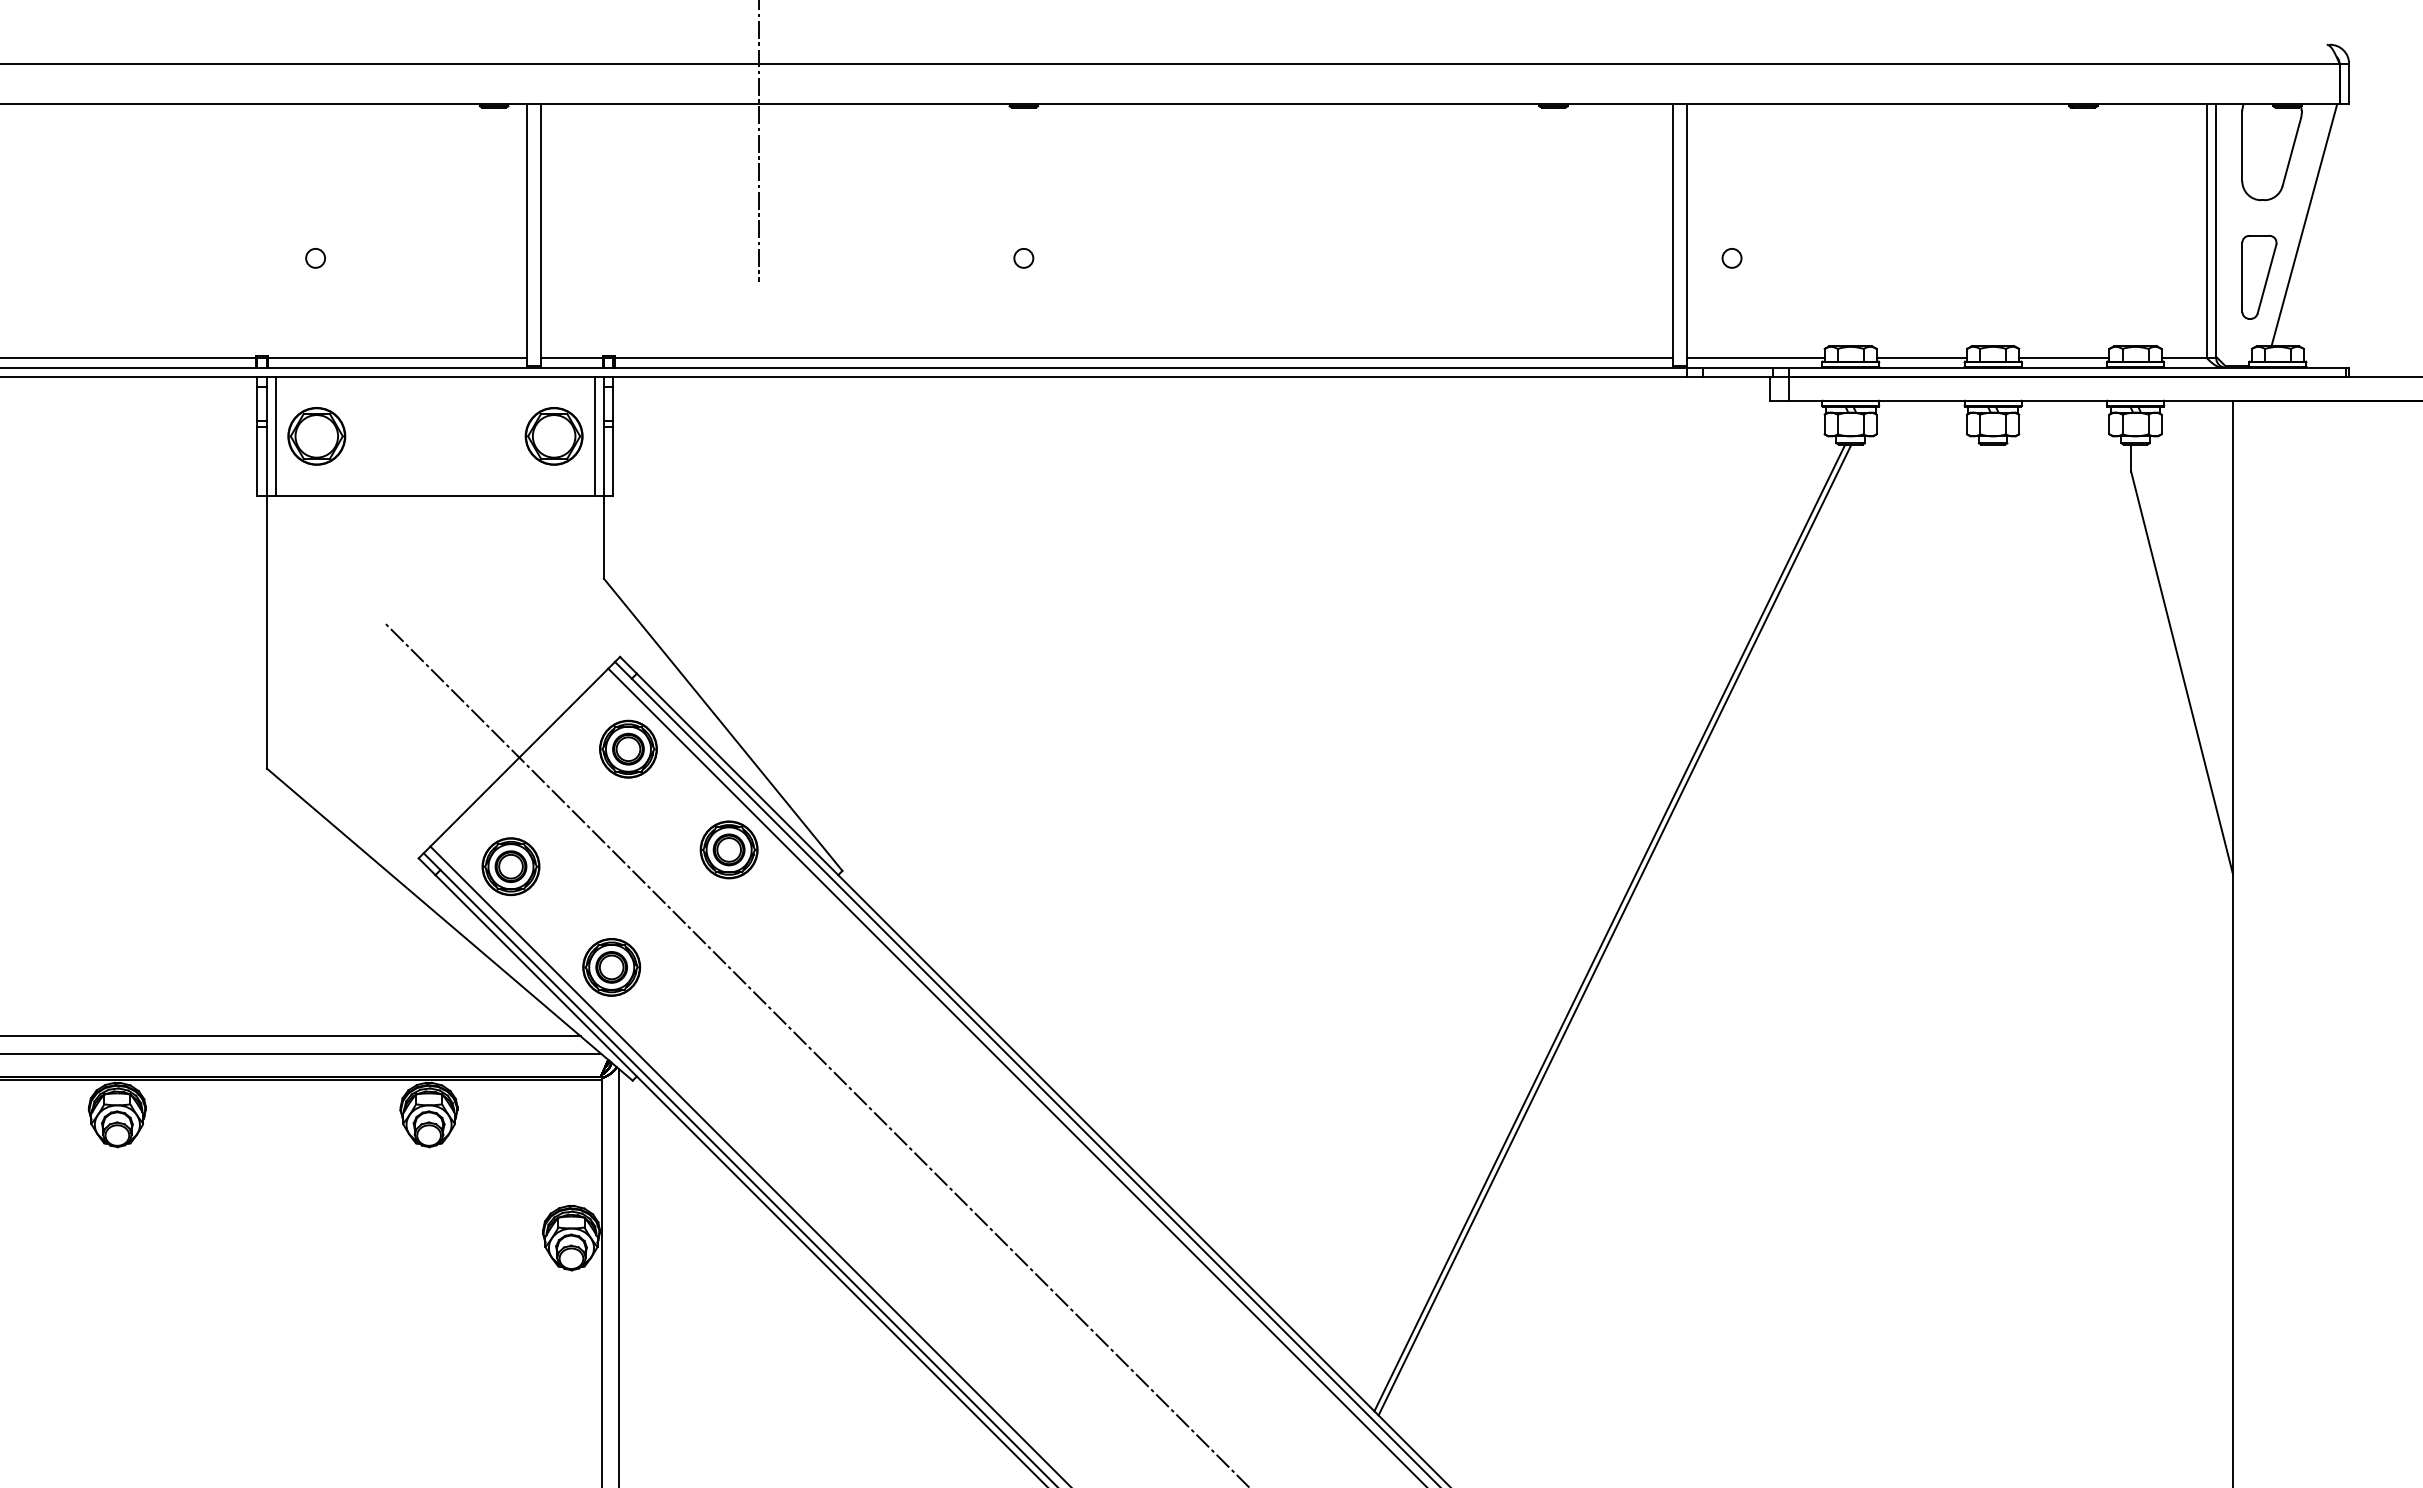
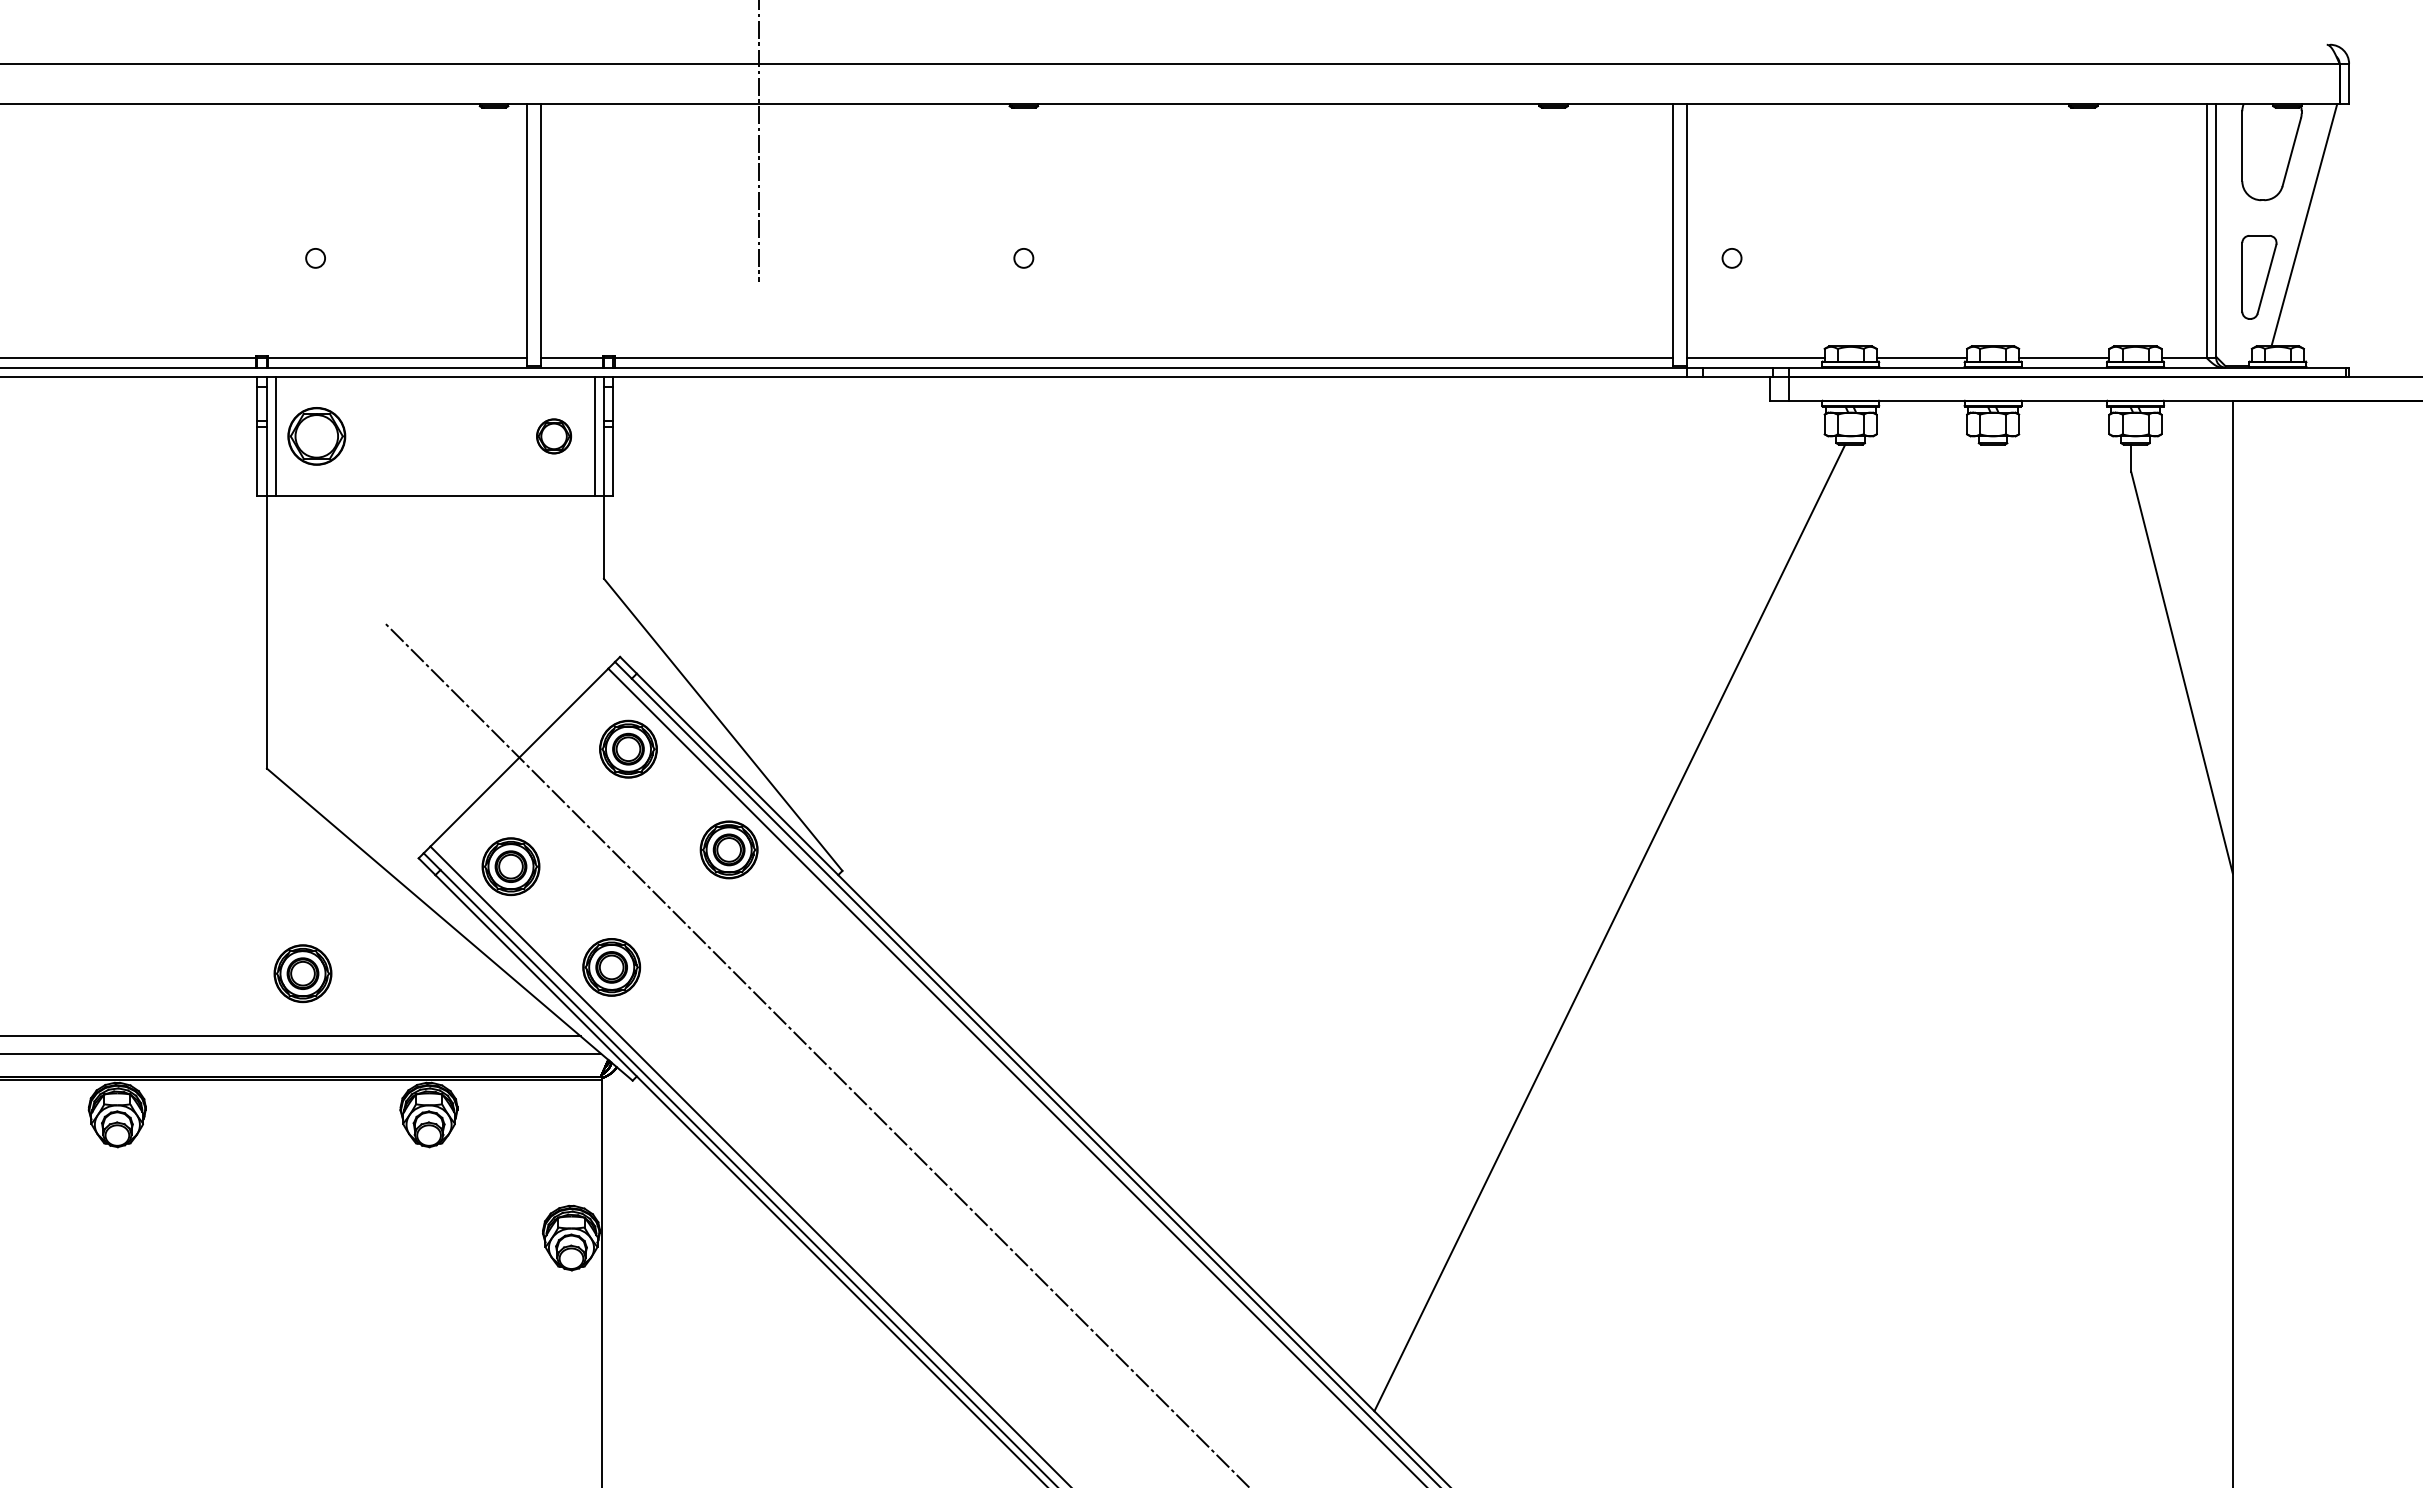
part size: 60x59 px -> 37x37 px (554, 436)
line: present -> none (1614, 929)
part: none -> present (302, 973)
line: present -> none (618, 1276)
